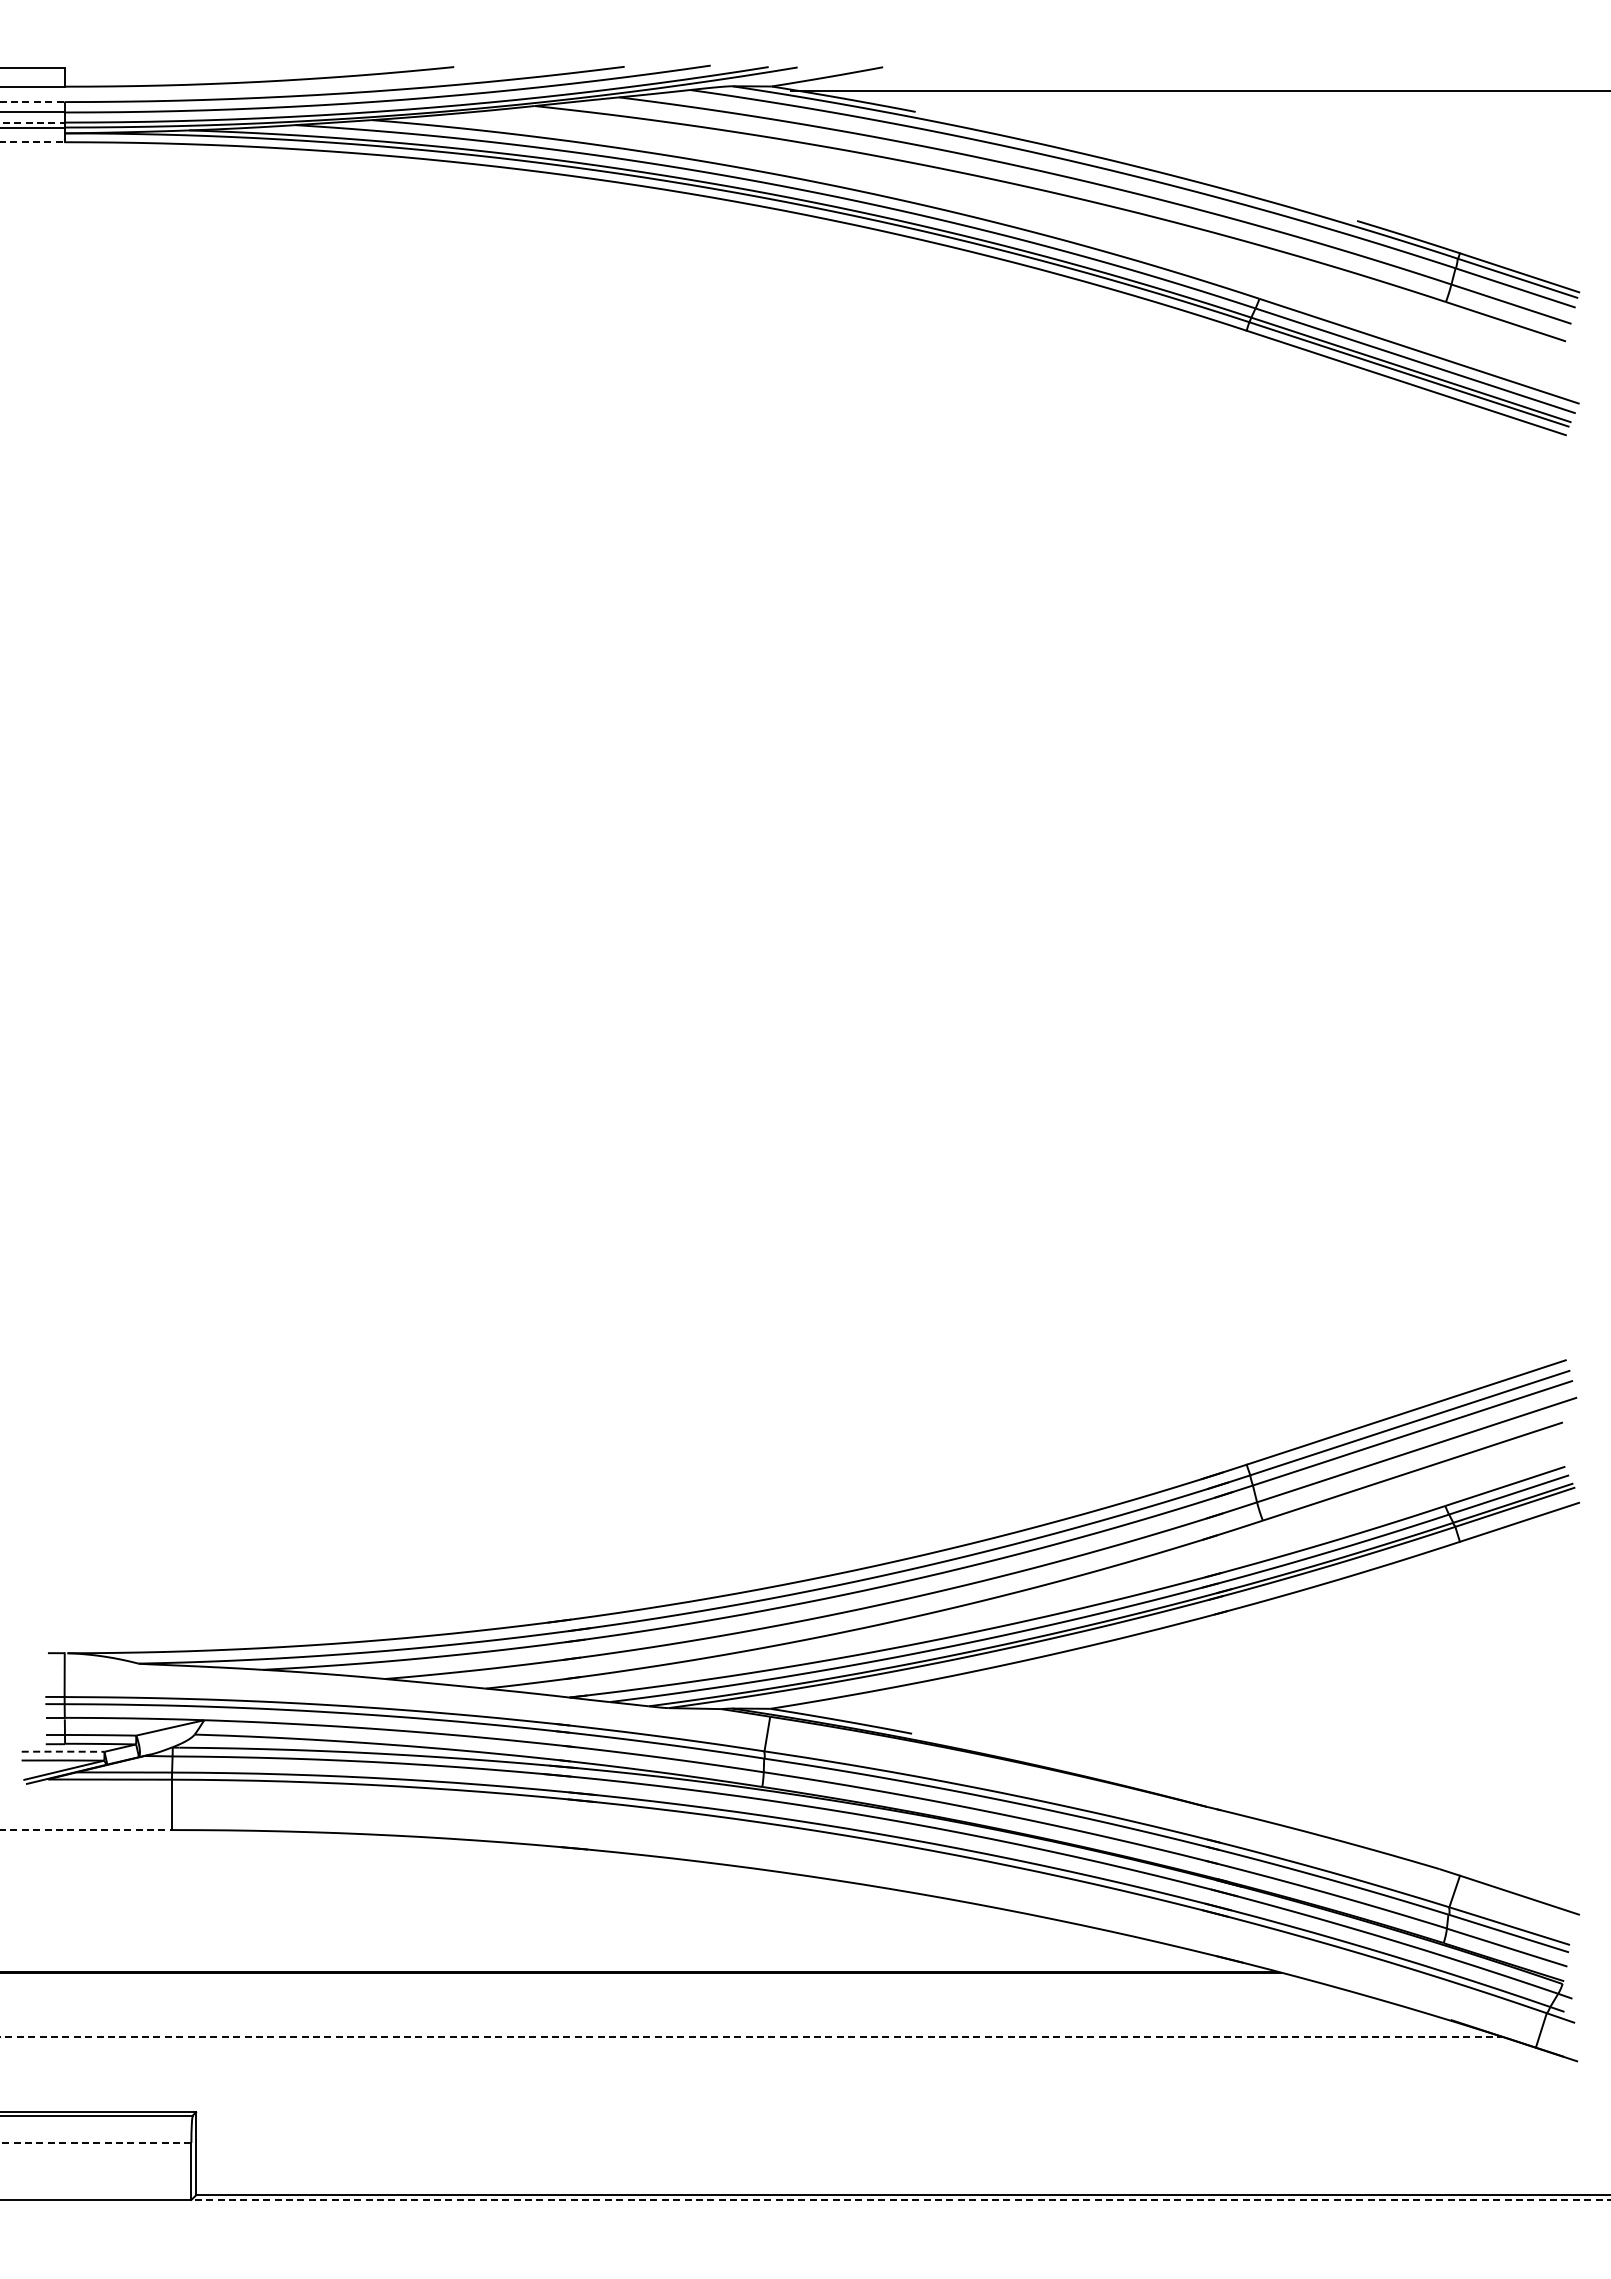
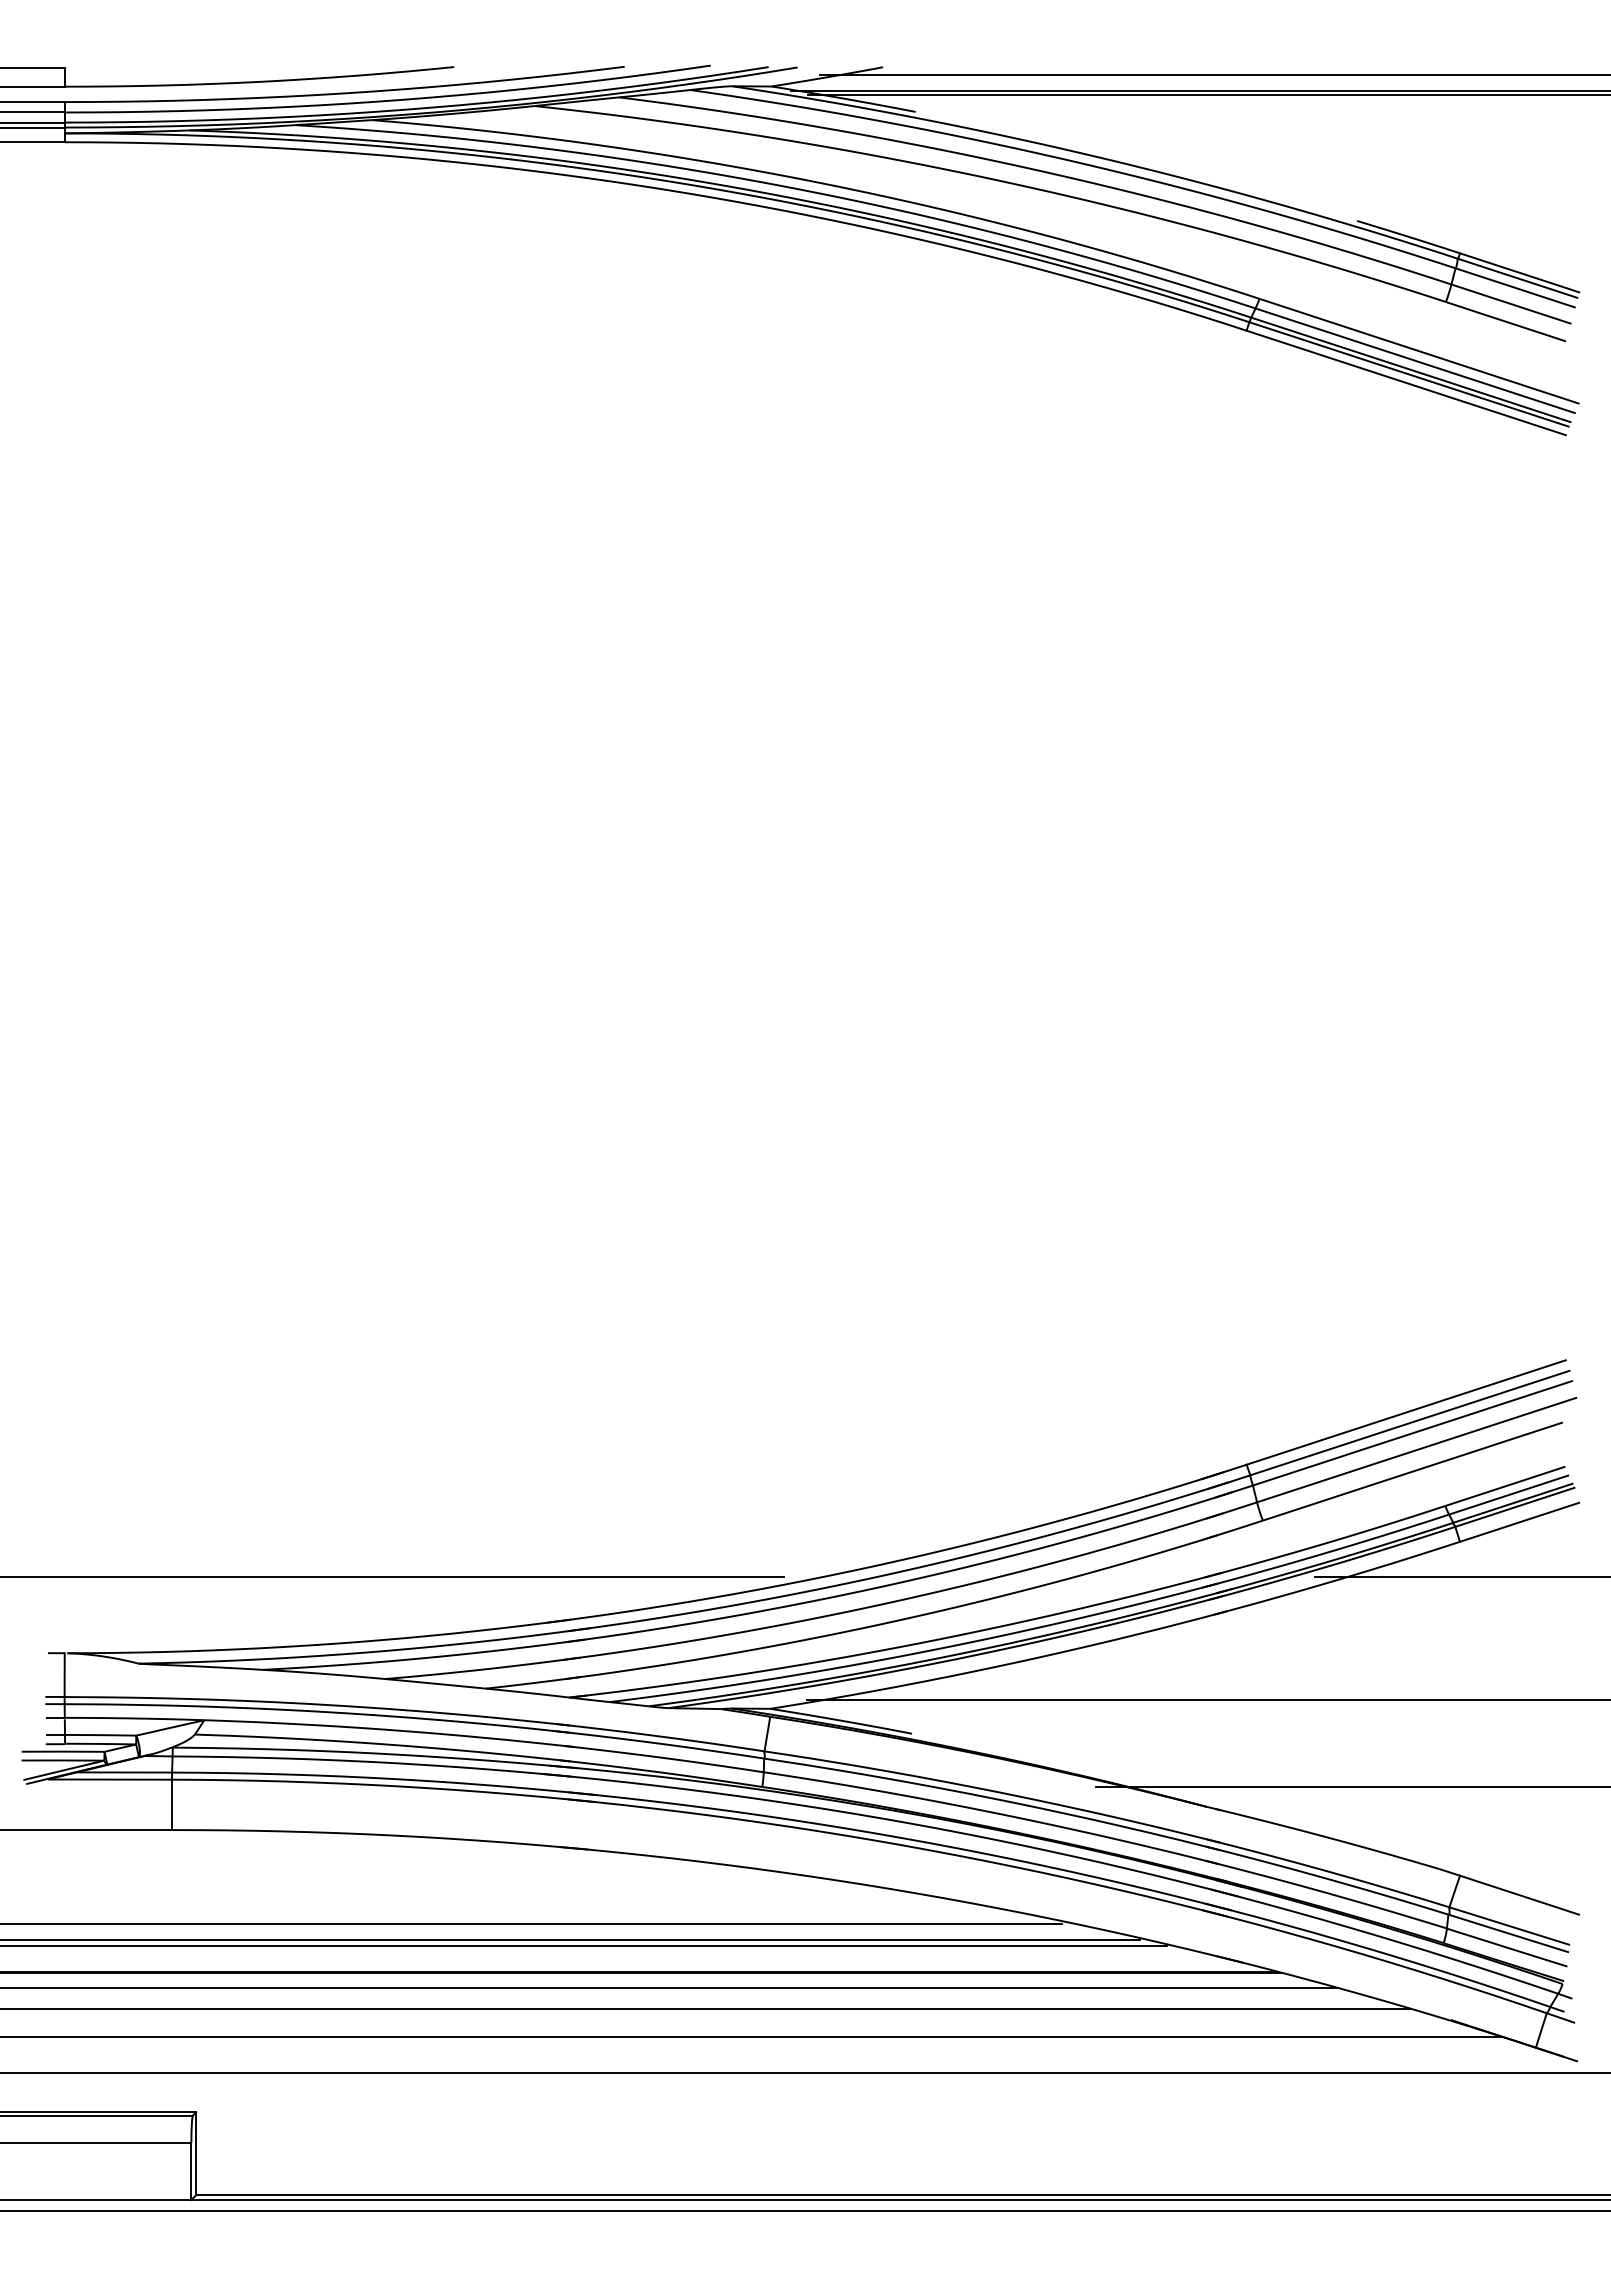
line: none -> present (1213, 74)
line: none -> present (1207, 95)
line: dashed -> solid (32, 102)
line: dashed -> solid (32, 122)
line: dashed -> solid (32, 142)
line: none -> present (392, 1577)
line: none -> present (1460, 1577)
line: none -> present (1206, 1700)
line: dashed -> solid (63, 1751)
line: none -> present (1351, 1786)
line: dashed -> solid (85, 1830)
line: none -> present (531, 1923)
line: none -> present (570, 1940)
line: none -> present (584, 1946)
line: none -> present (669, 1987)
line: none -> present (706, 2008)
line: dashed -> solid (752, 2036)
line: none -> present (804, 2072)
line: dashed -> solid (95, 2142)
line: dashed -> solid (900, 2199)
line: none -> present (804, 2210)
